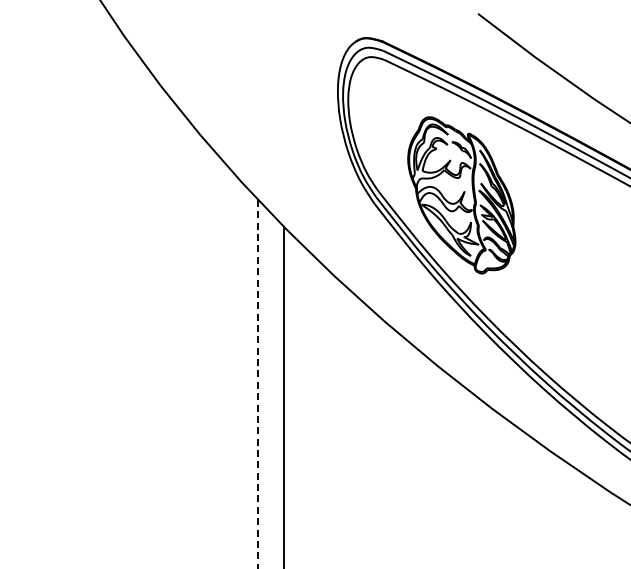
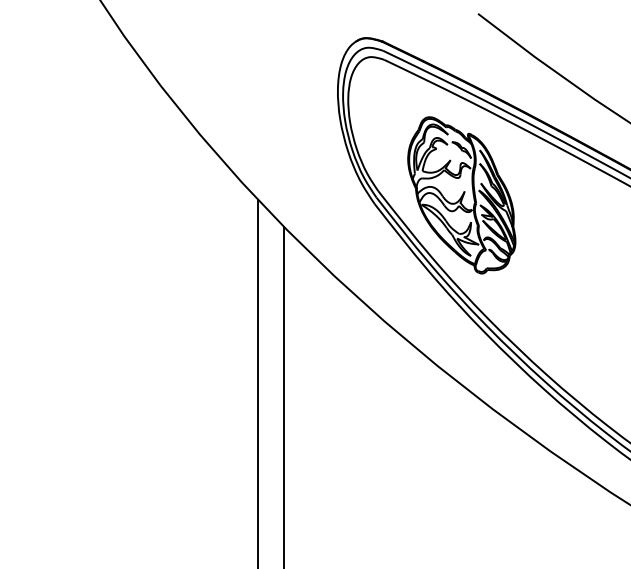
line: dashed -> solid (258, 384)
